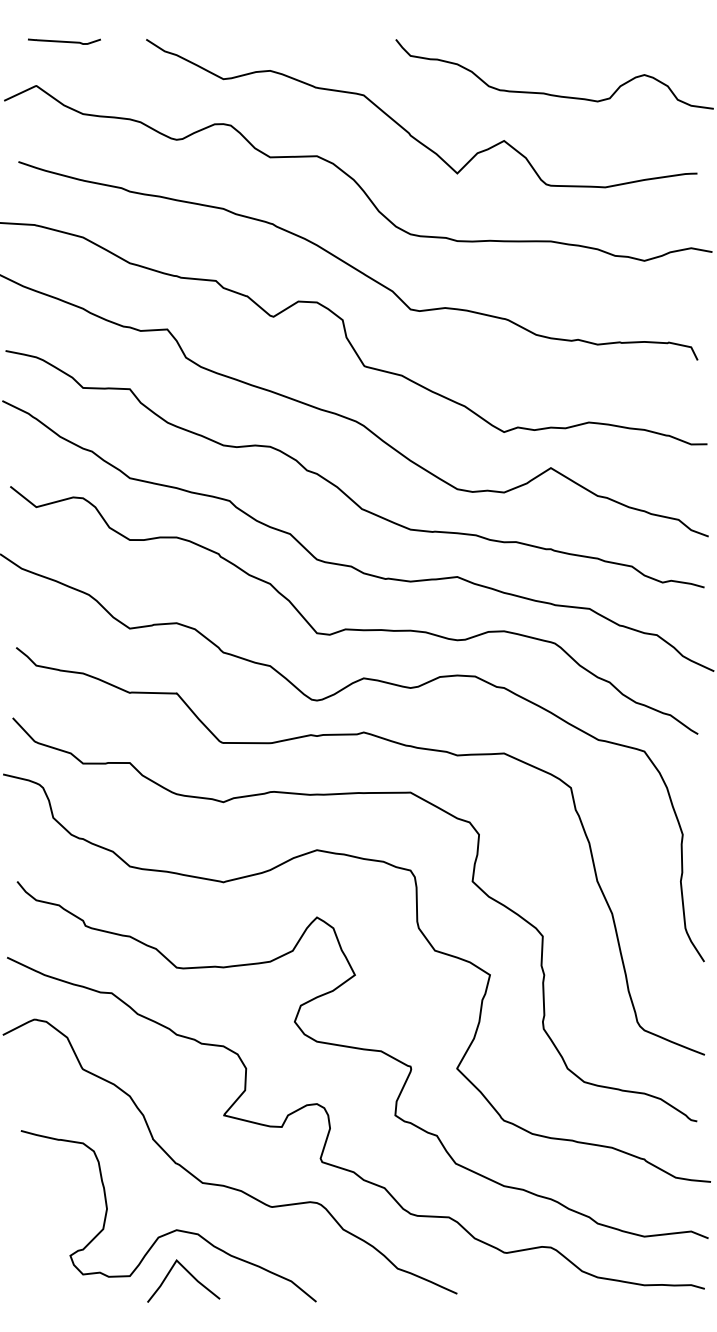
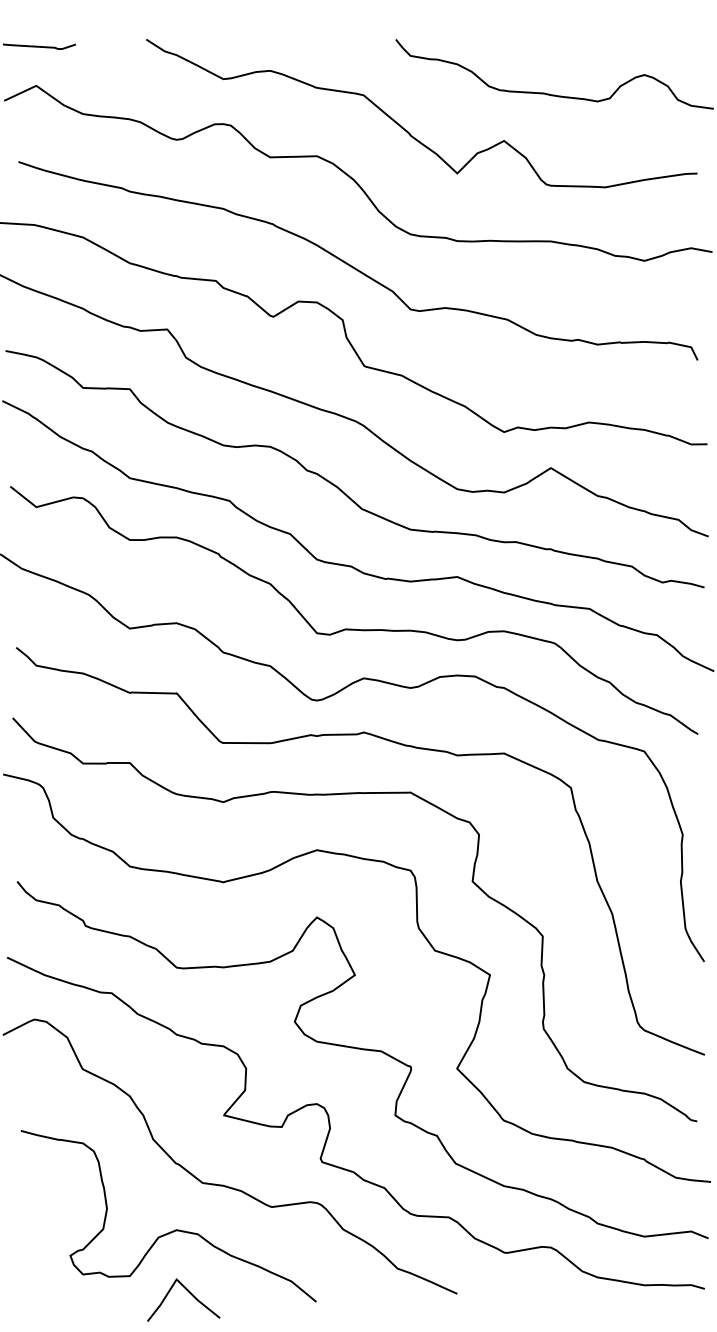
curve position: (64, 41) -> (39, 46) (39, 46)
line position: (189, 1274) -> (189, 1293) (189, 1293)
